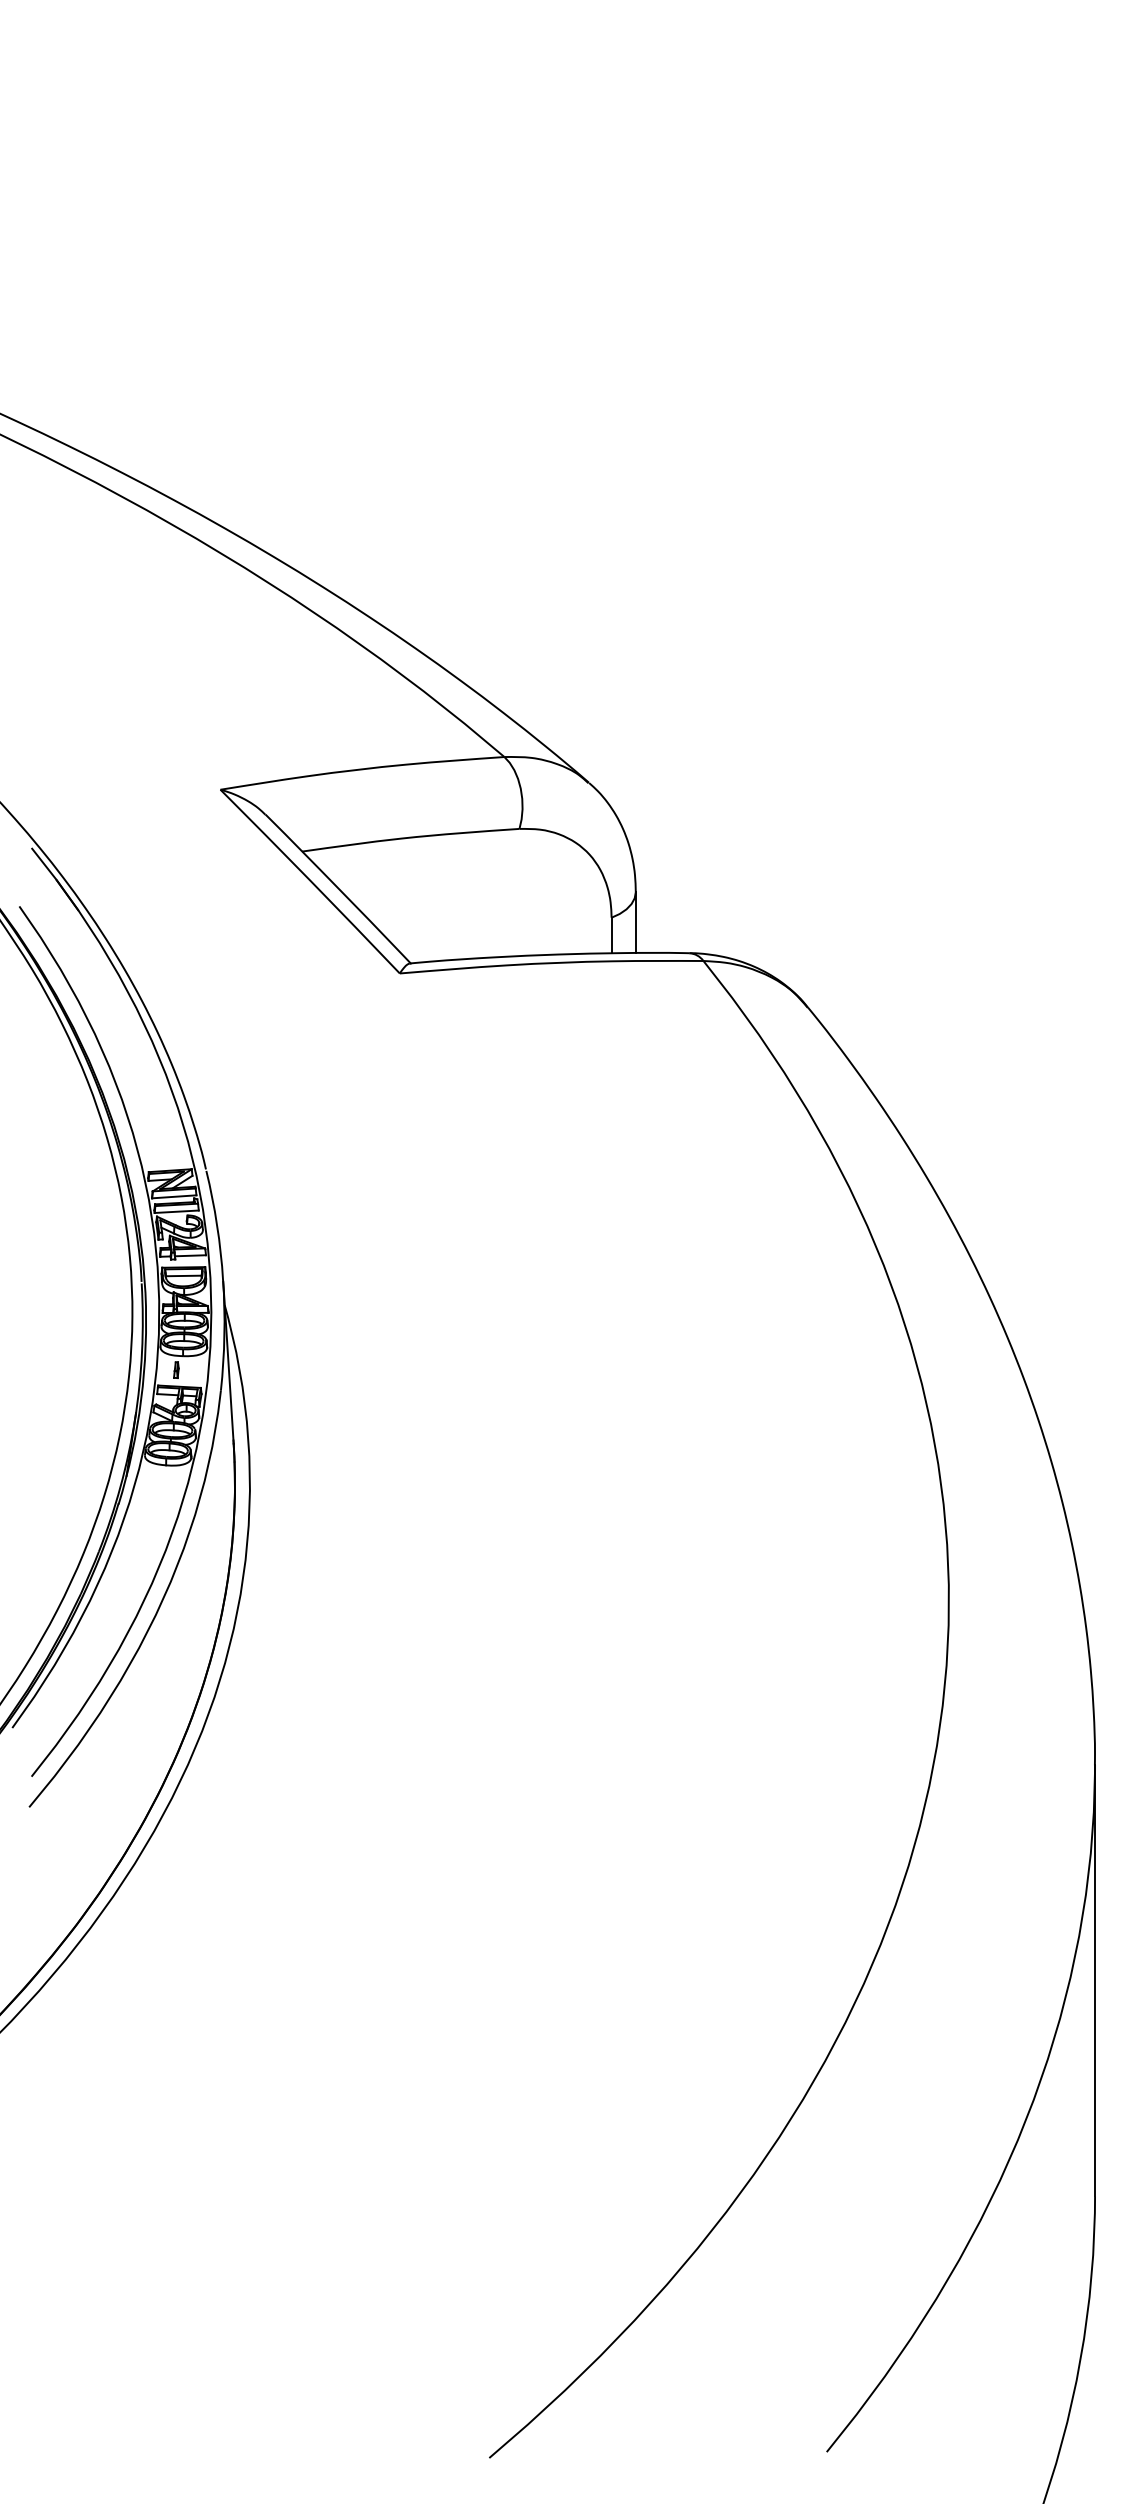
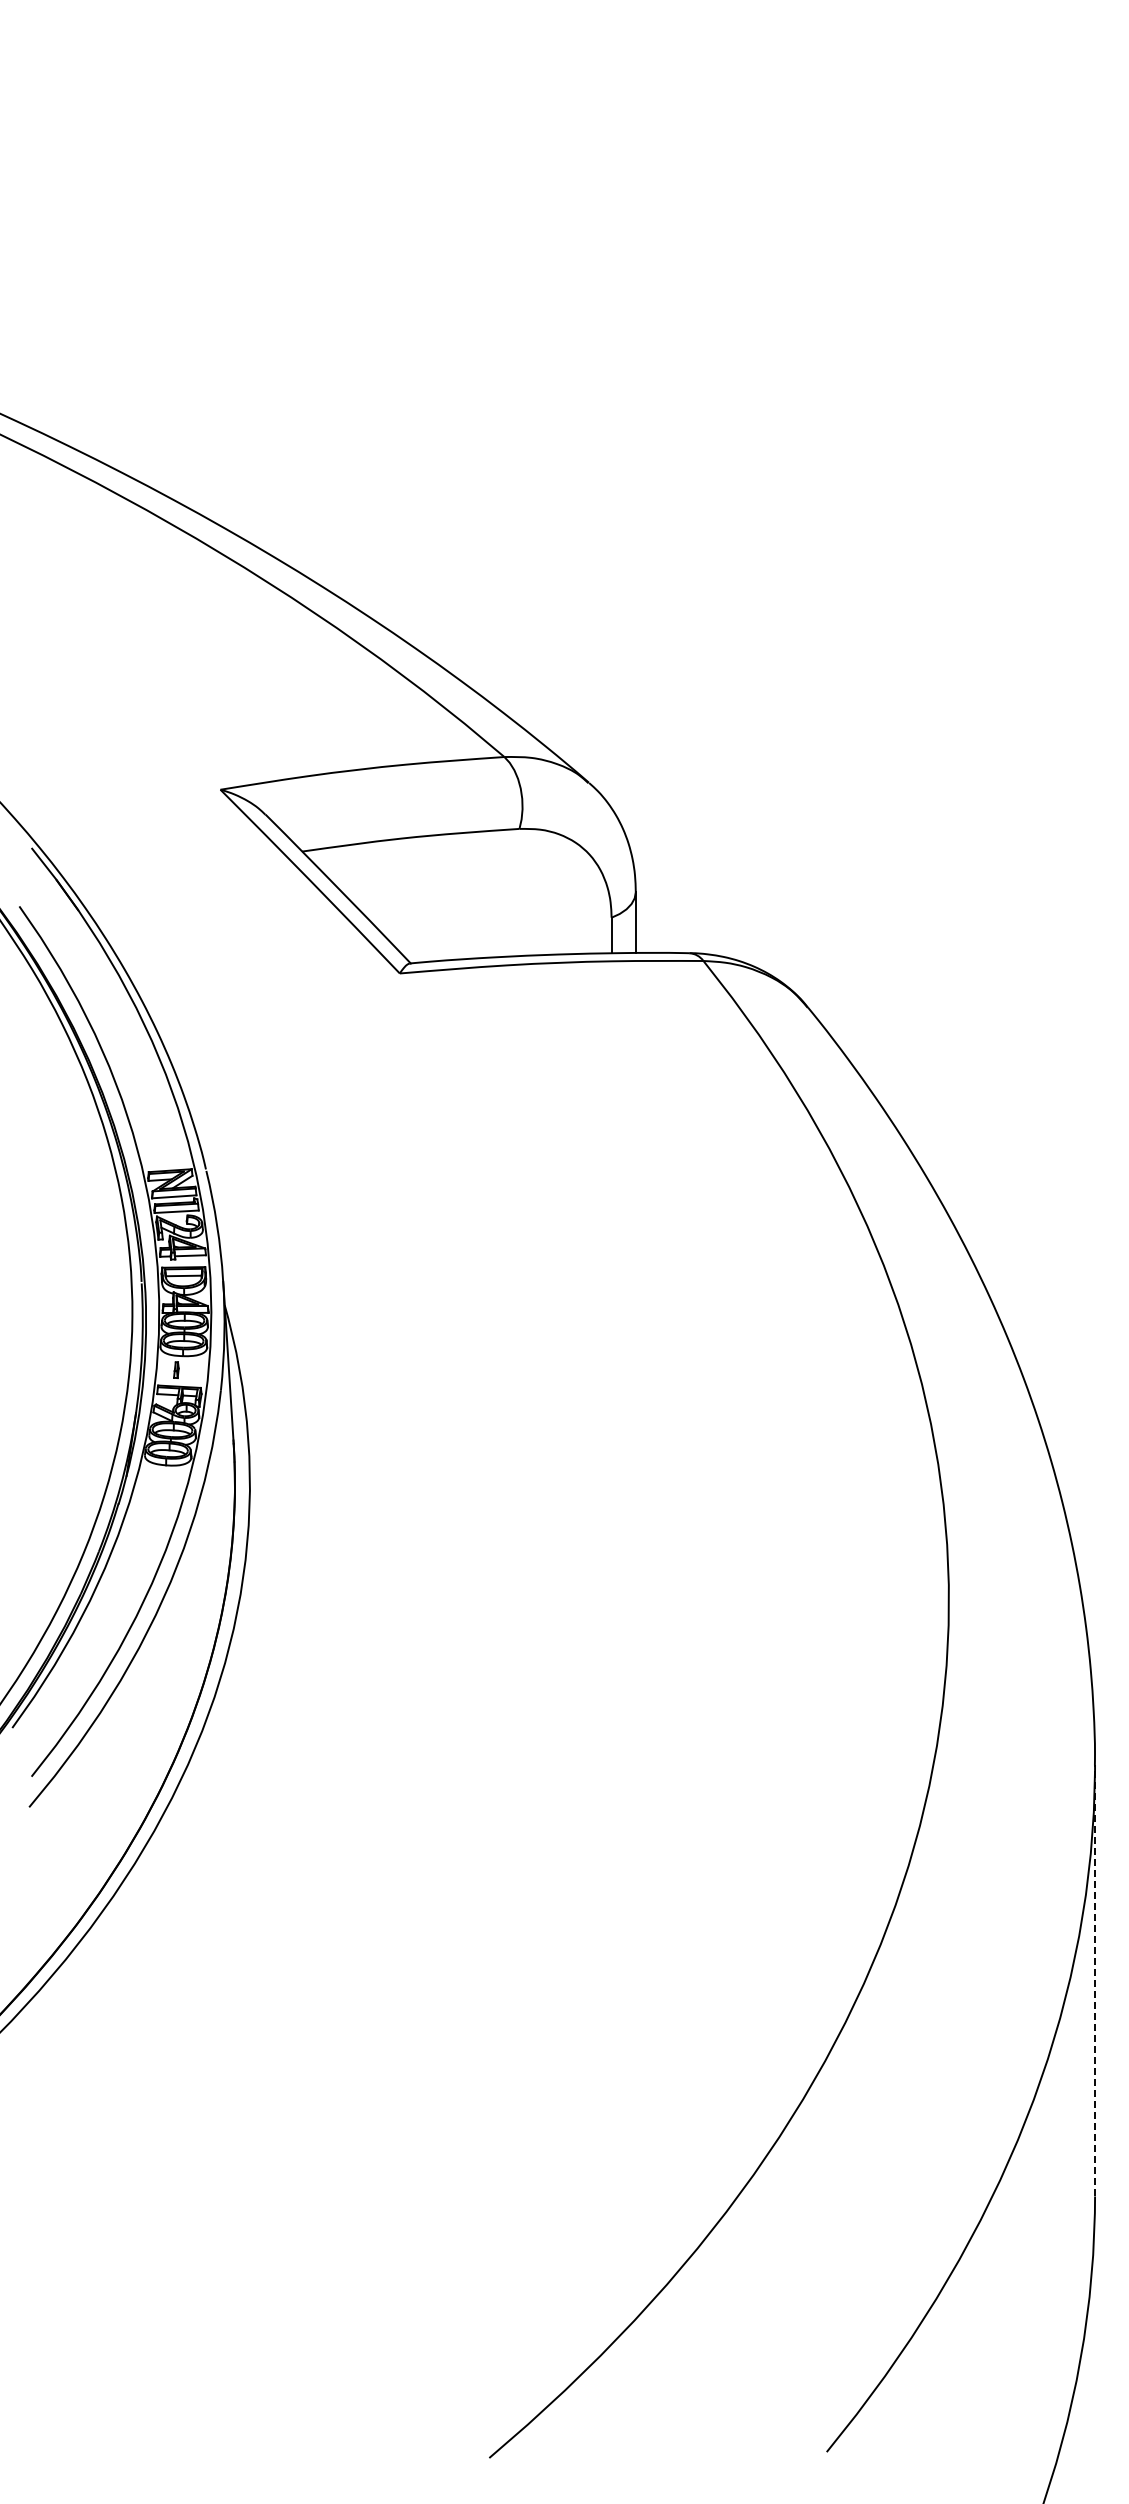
line: solid -> dashed (1095, 1980)
